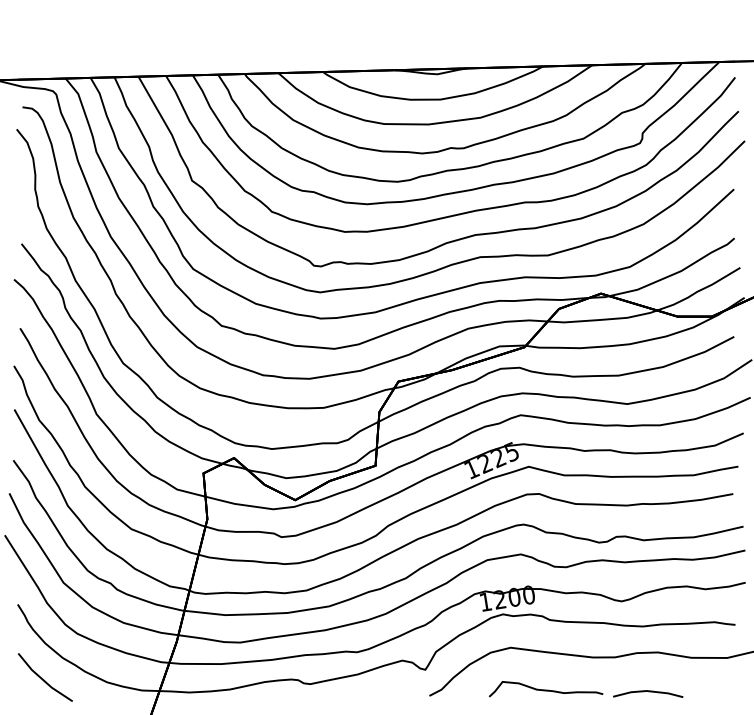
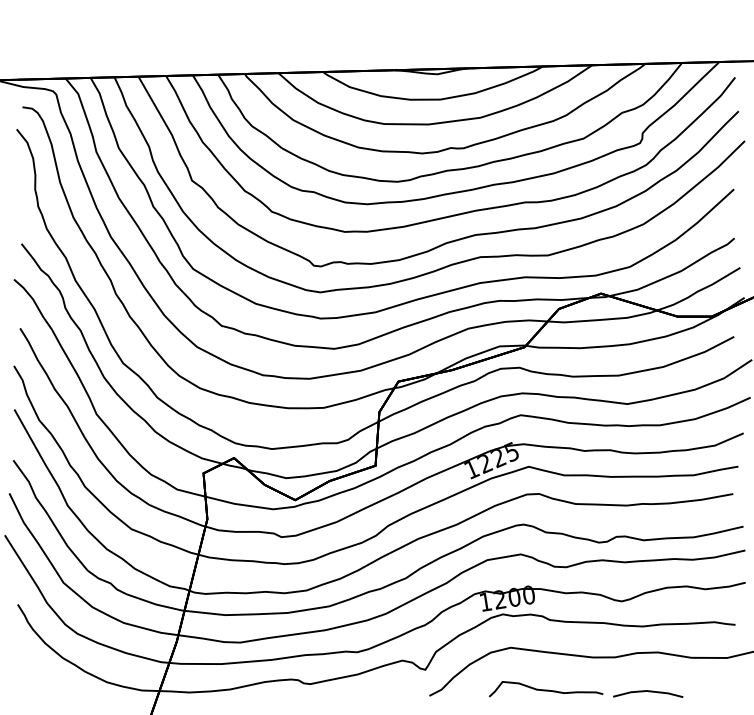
line: present -> none (44, 679)
